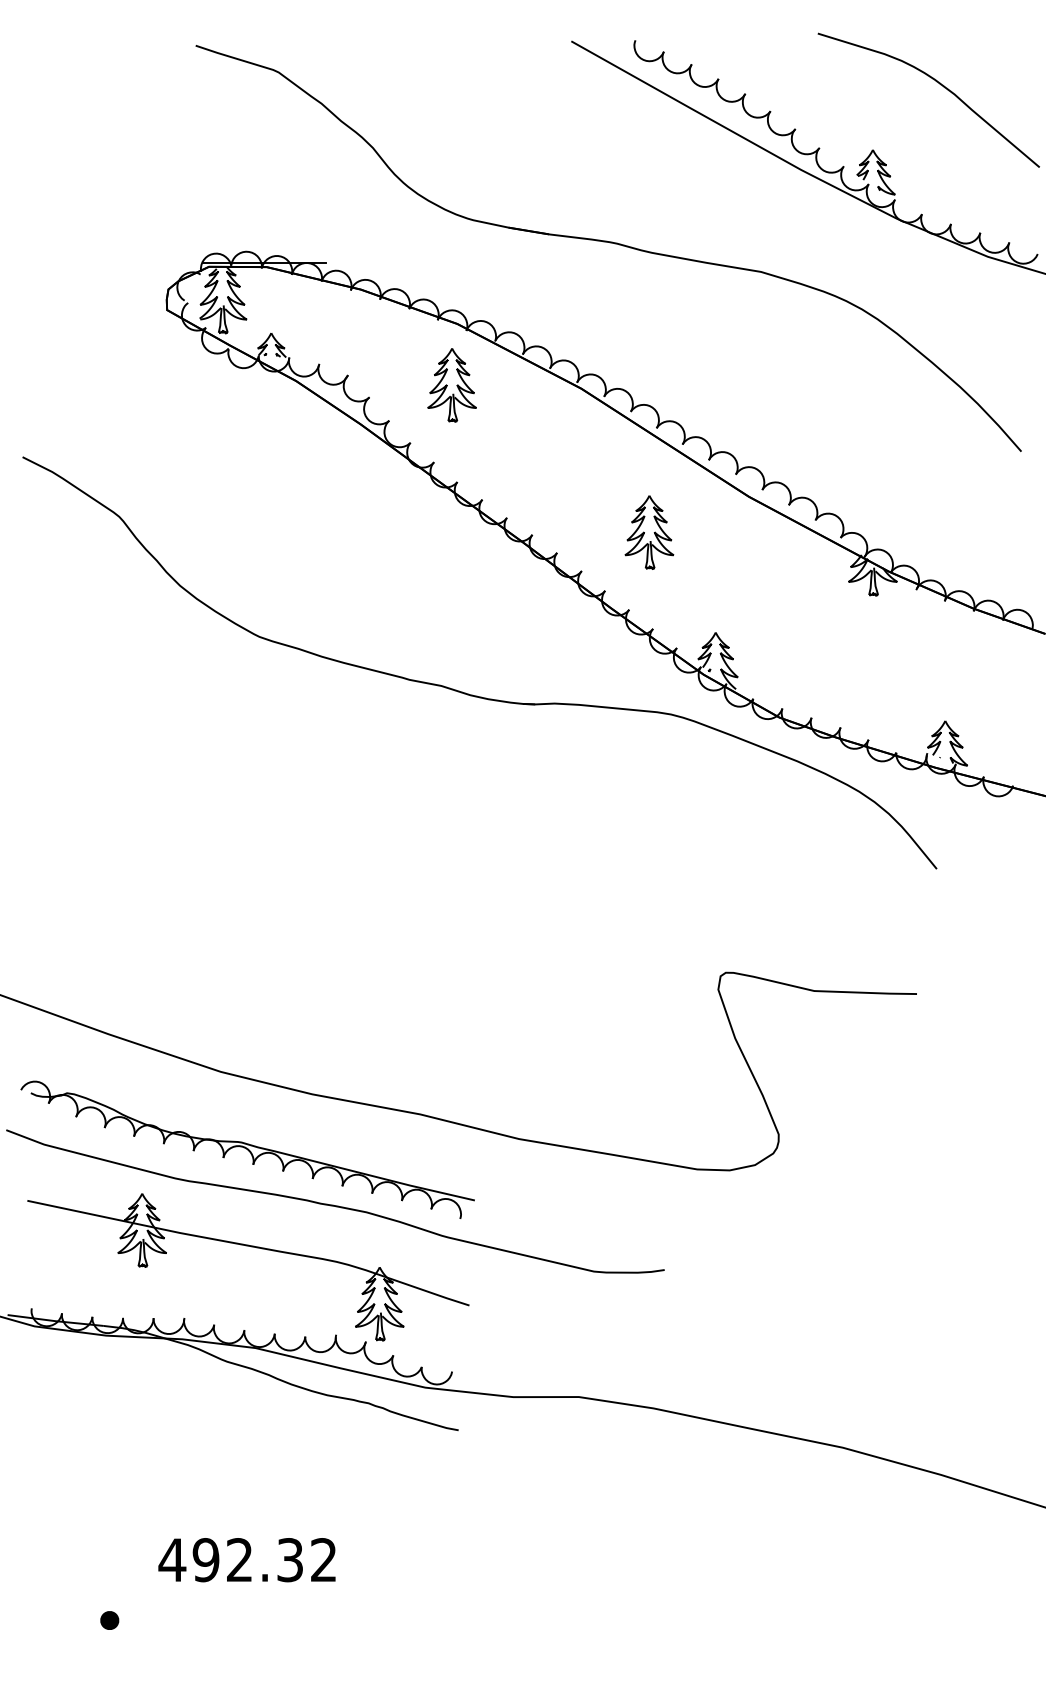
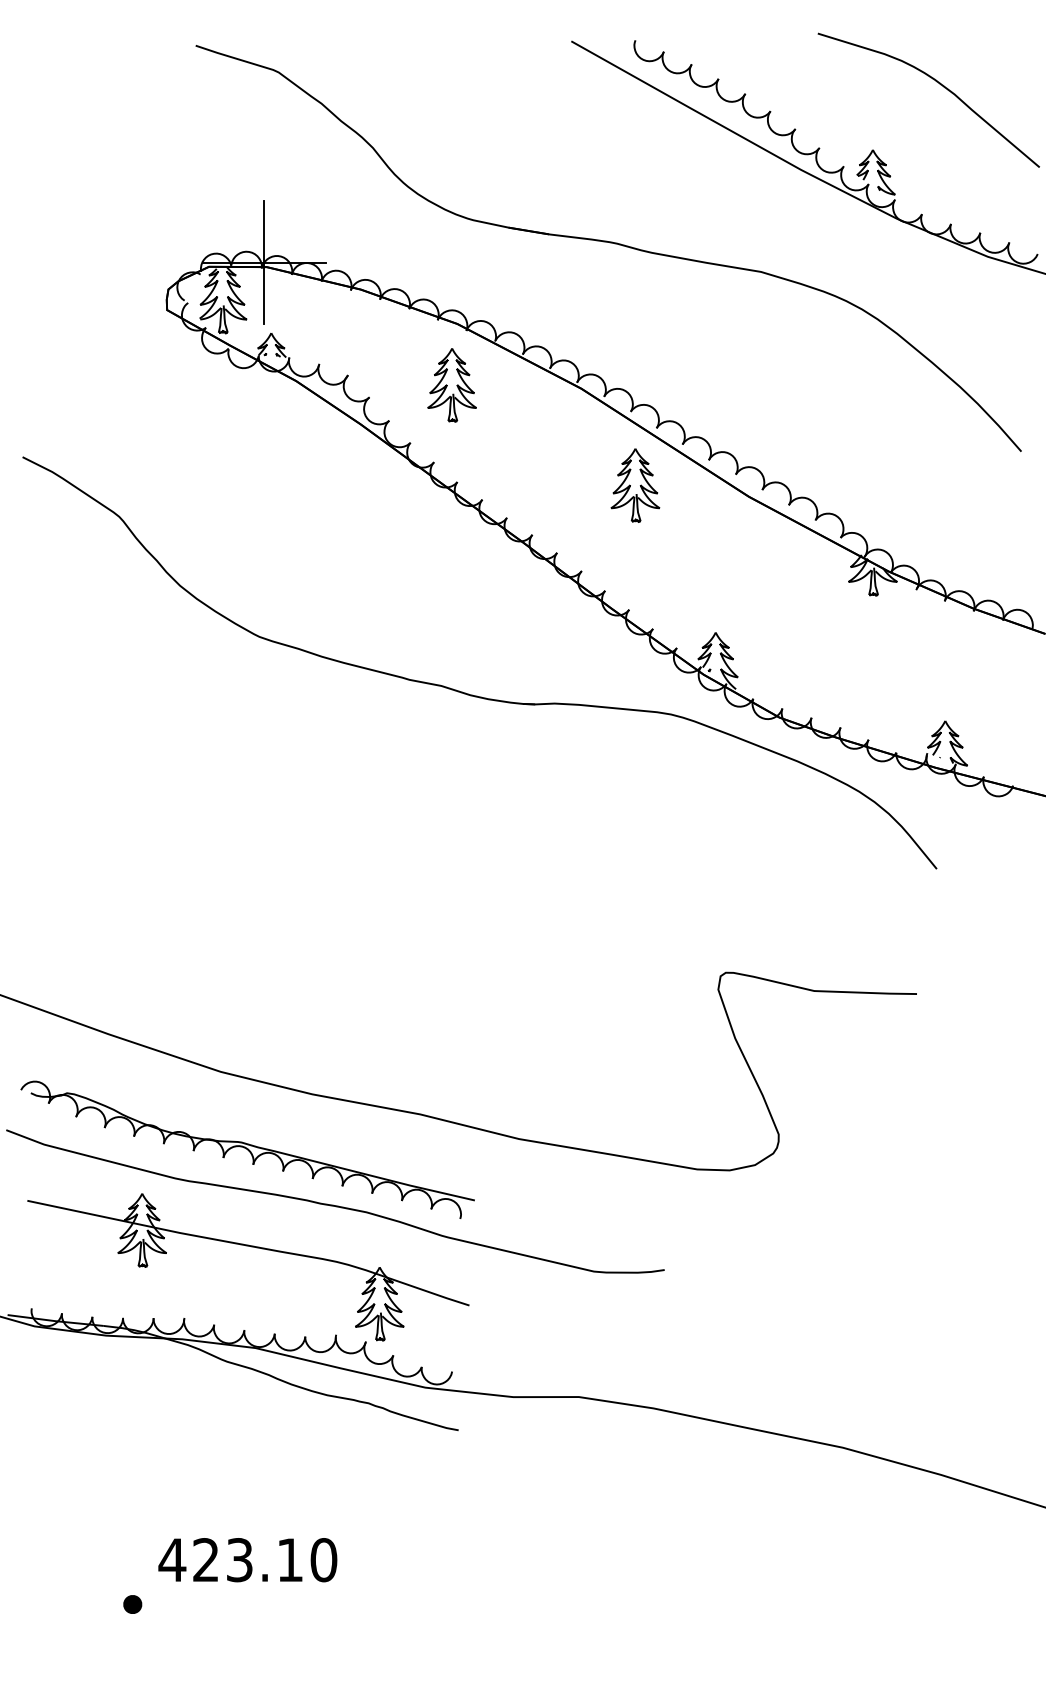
line: none -> present (264, 262)
part position: (649, 532) -> (635, 485) (635, 485)
text: 492.32 -> 423.10 (264, 1560)
part position: (109, 1620) -> (132, 1604) (132, 1604)
